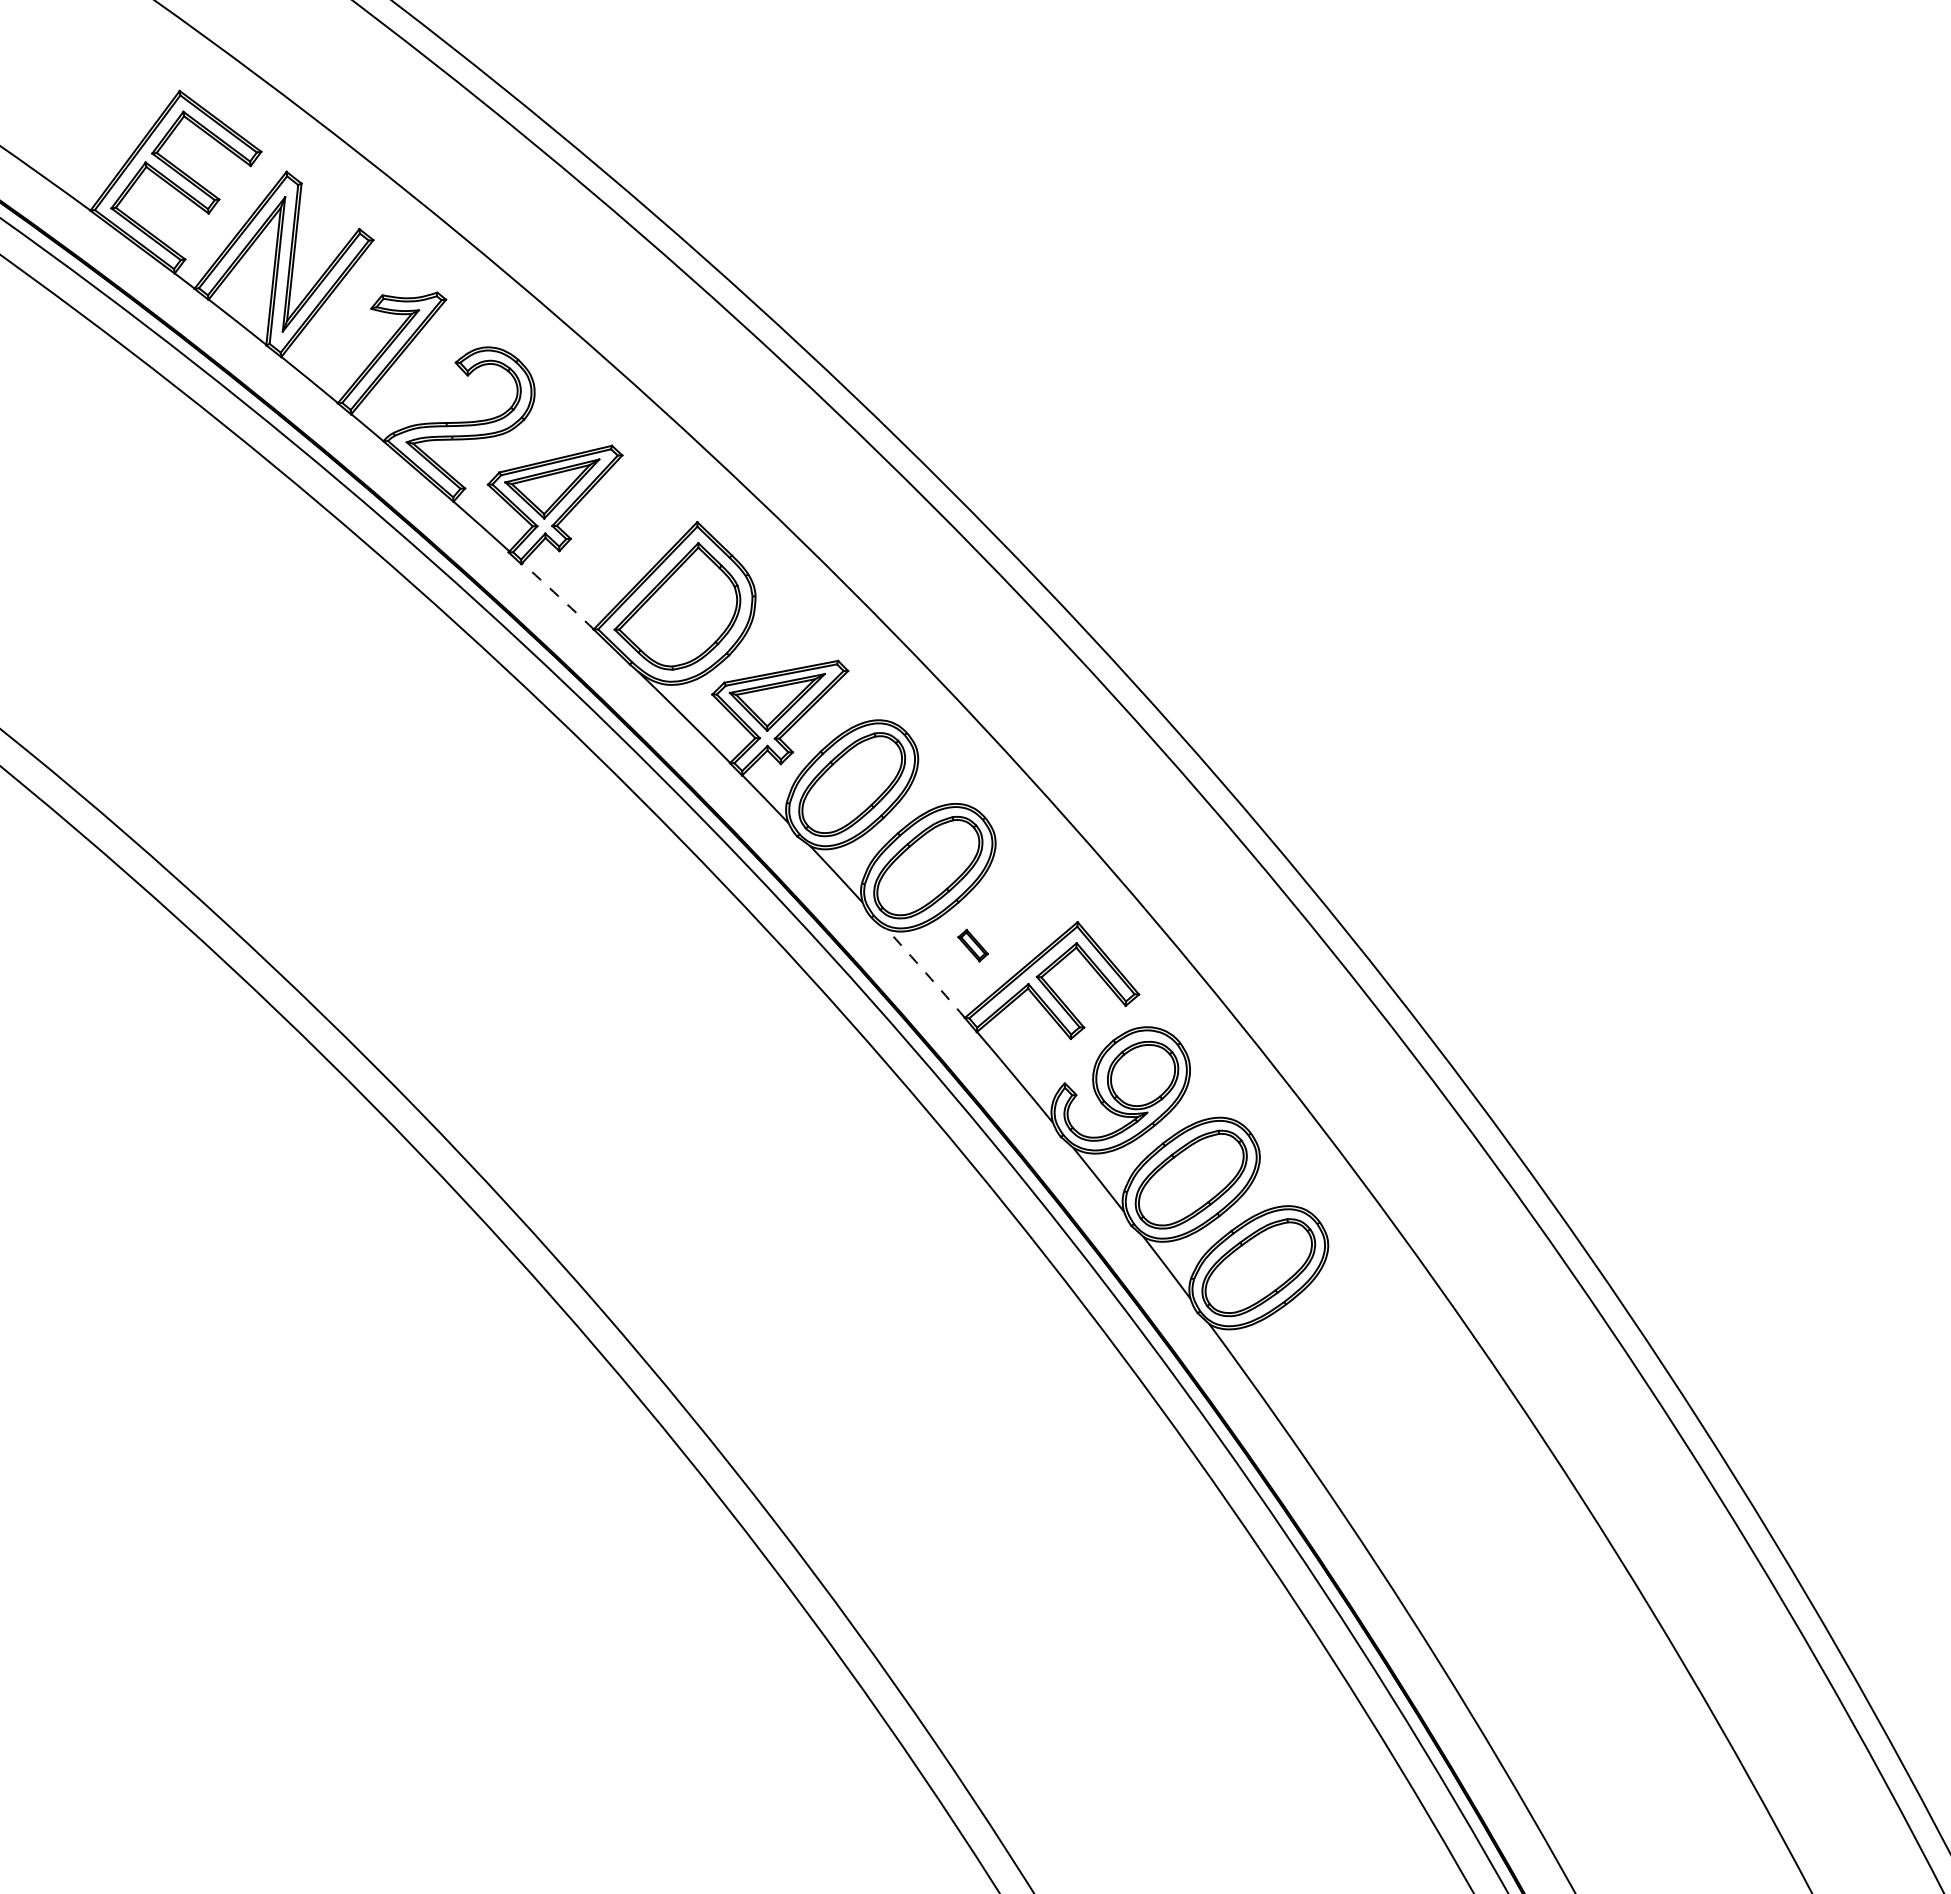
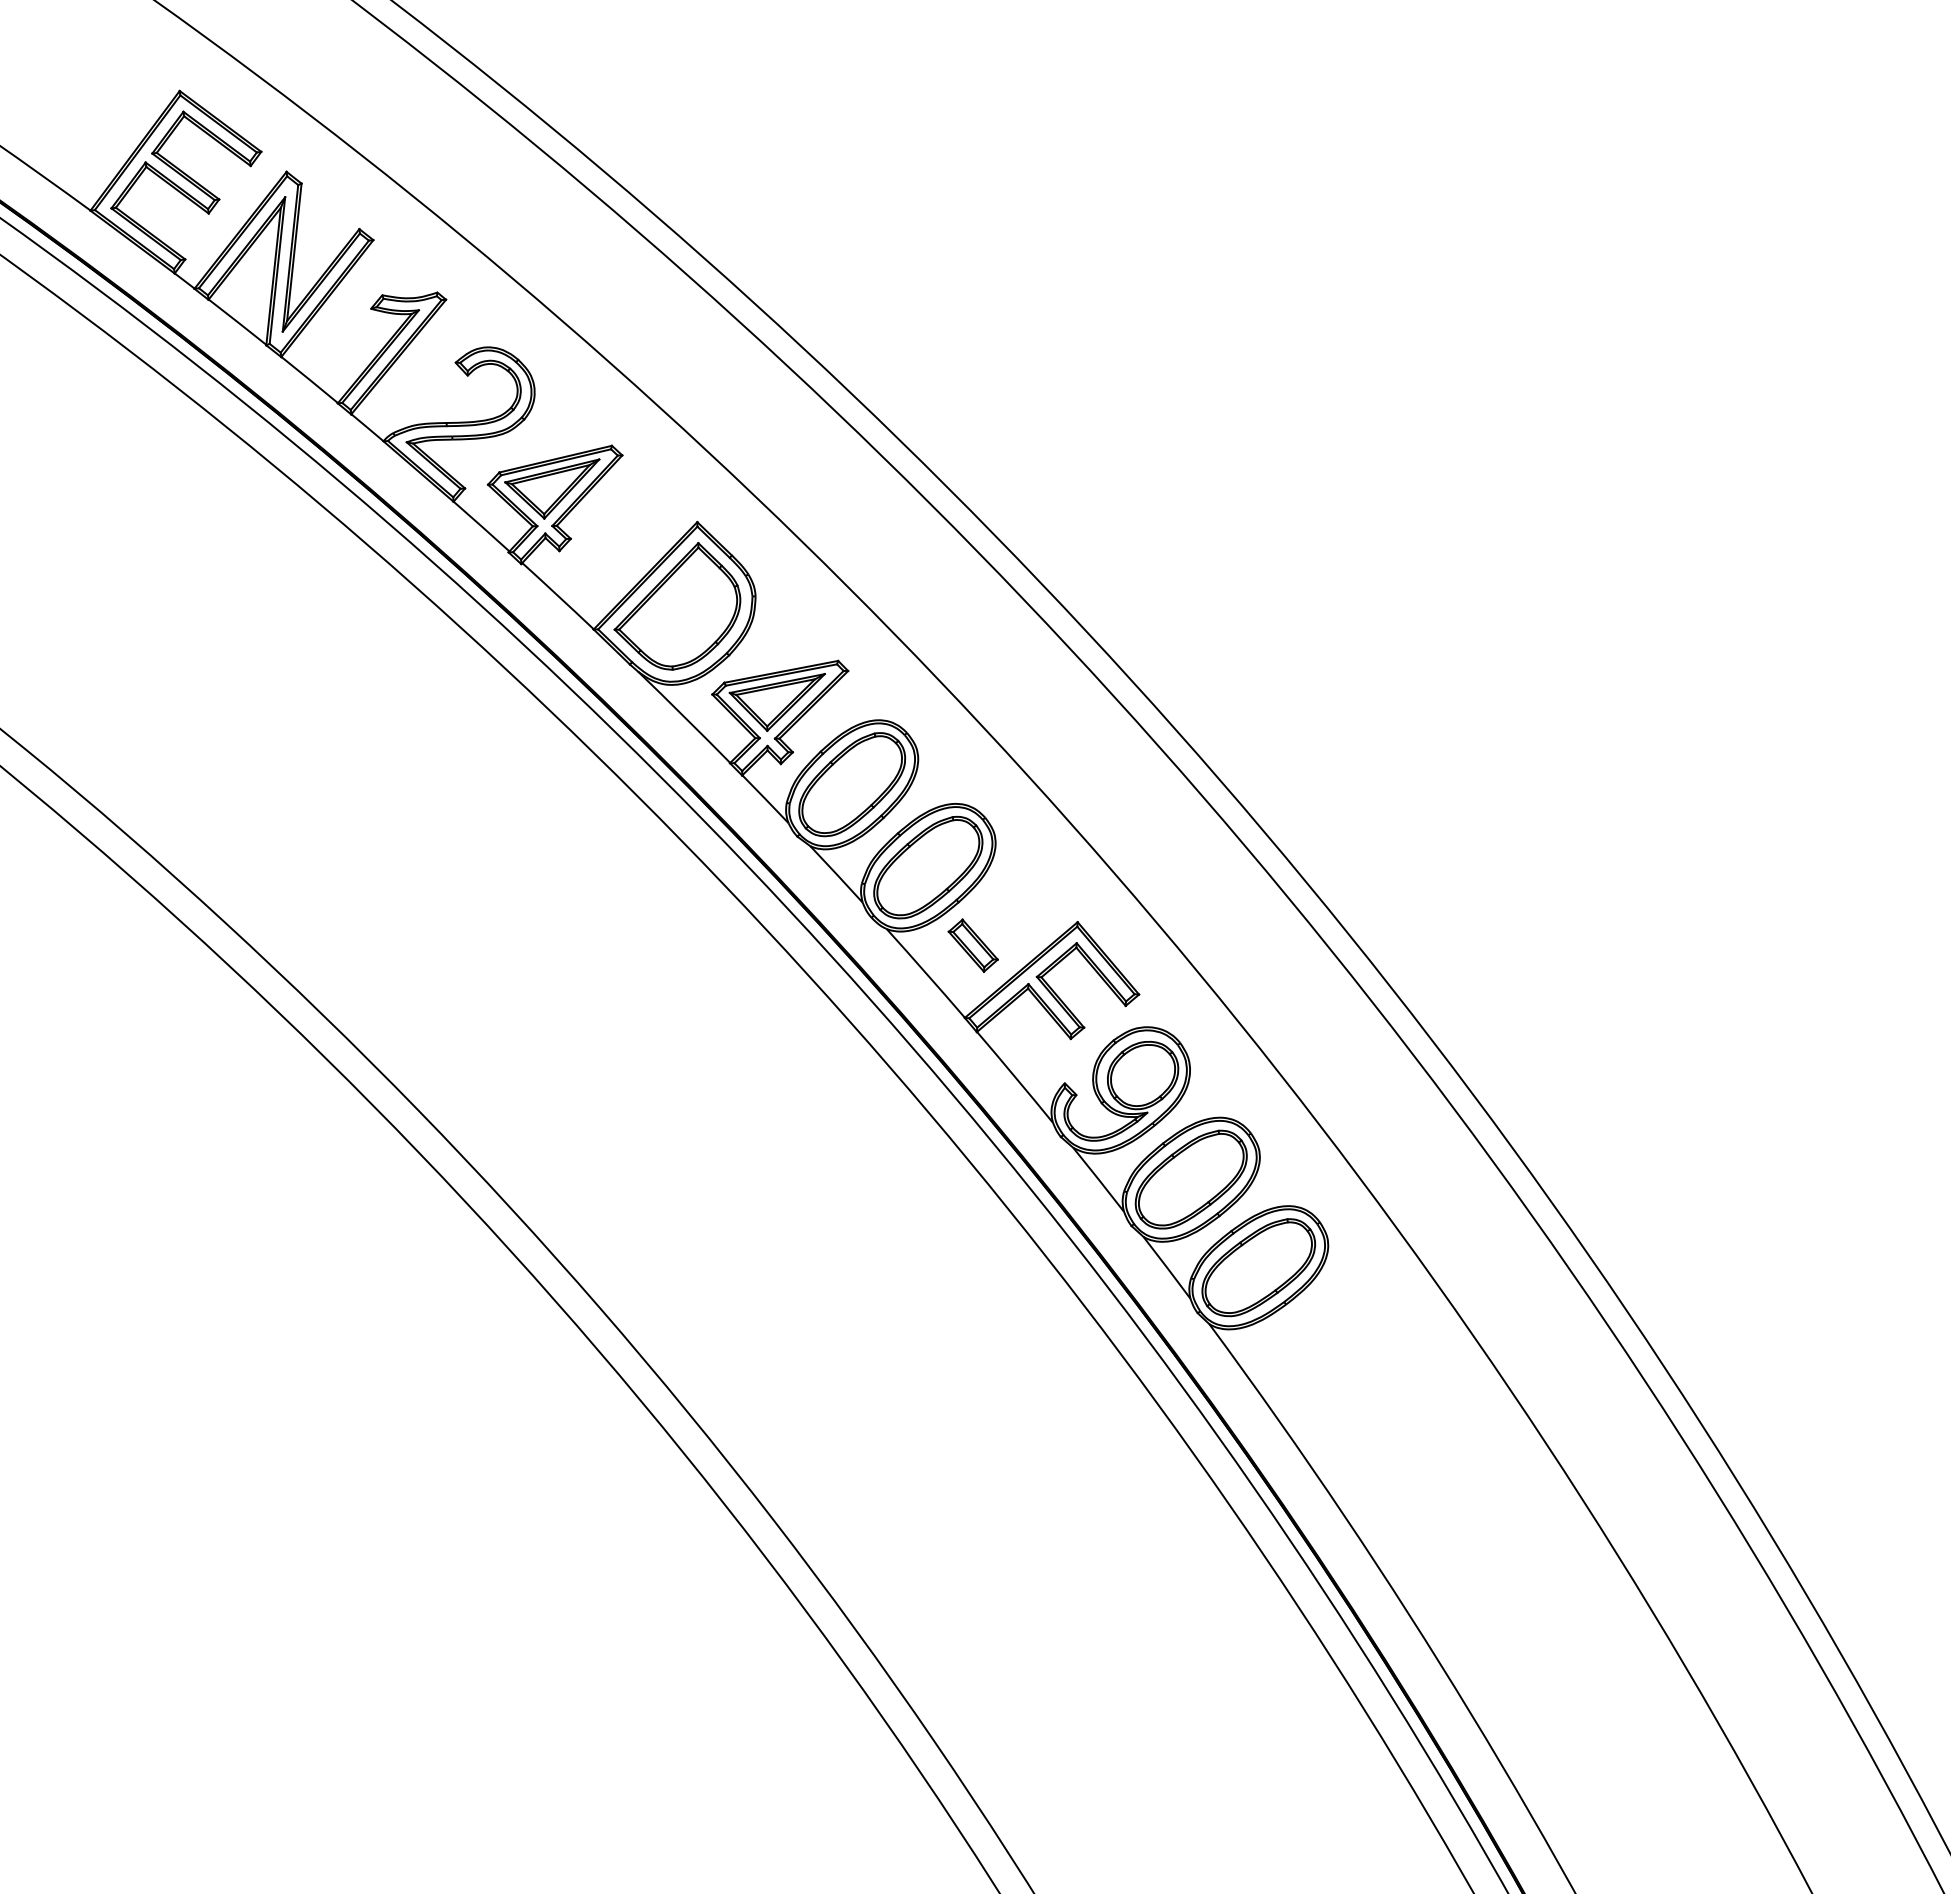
arc: dashed -> solid (558, 596)
part size: 32x35 px -> 52x55 px (972, 945)
arc: dashed -> solid (926, 973)
